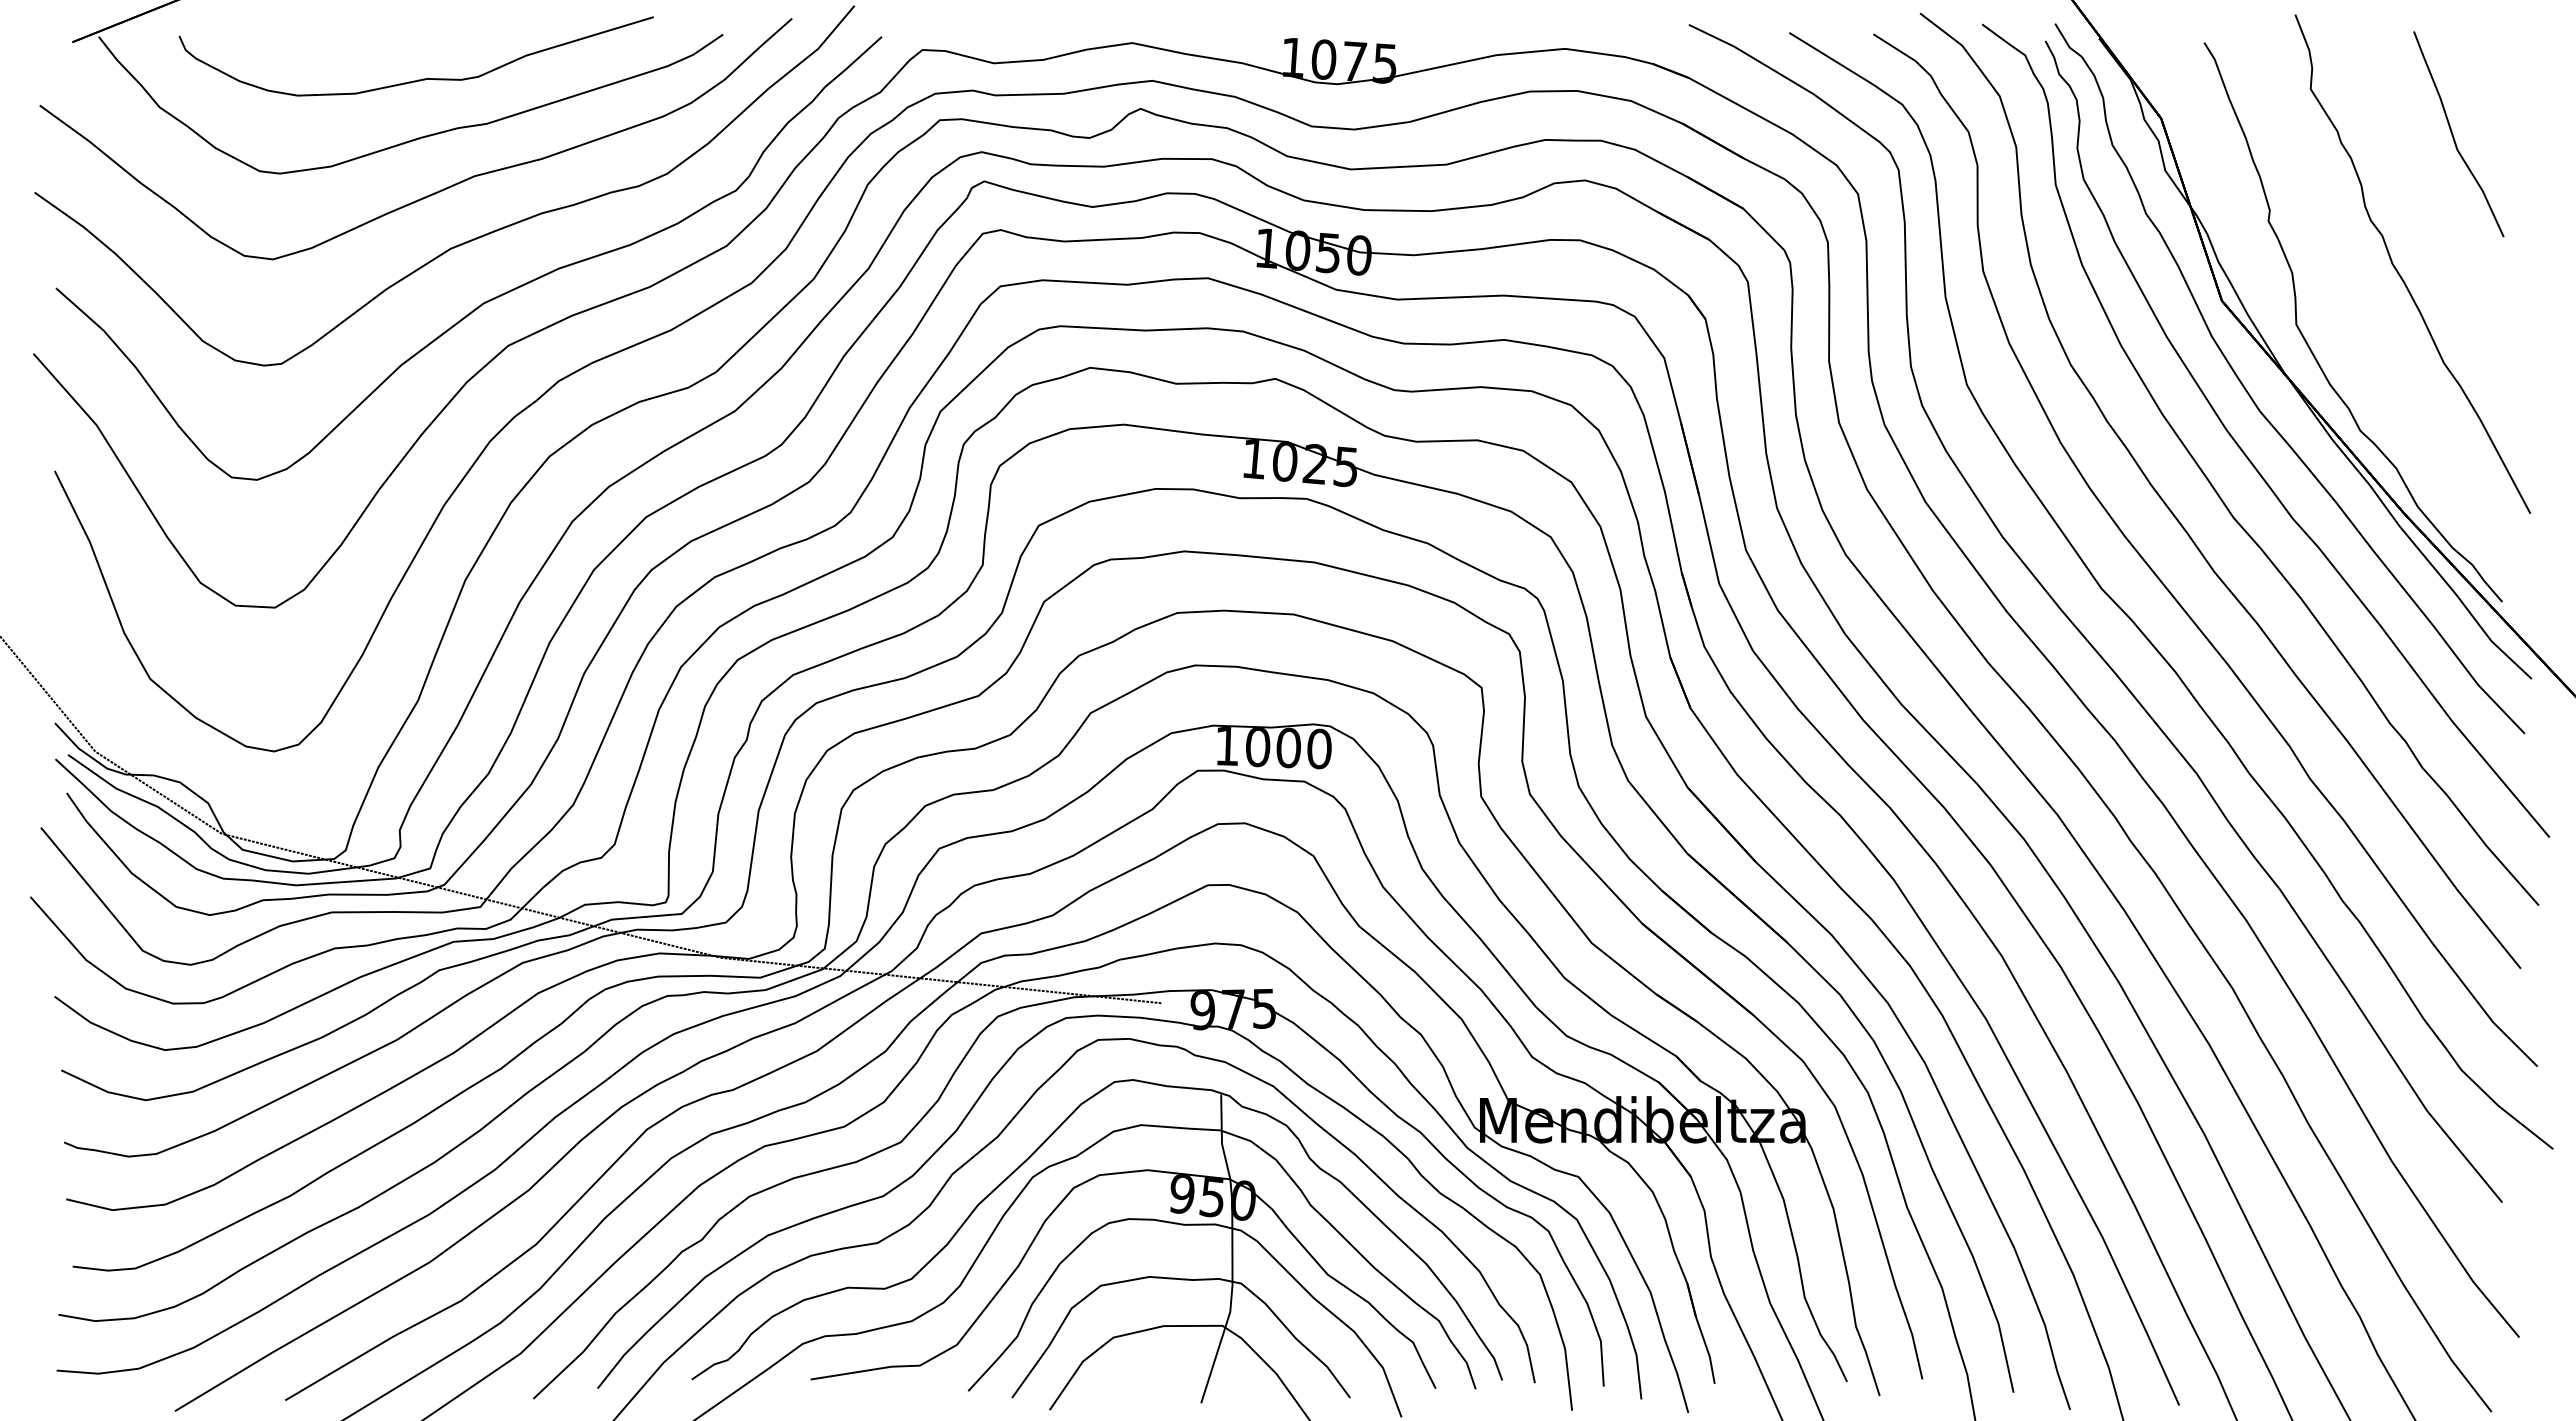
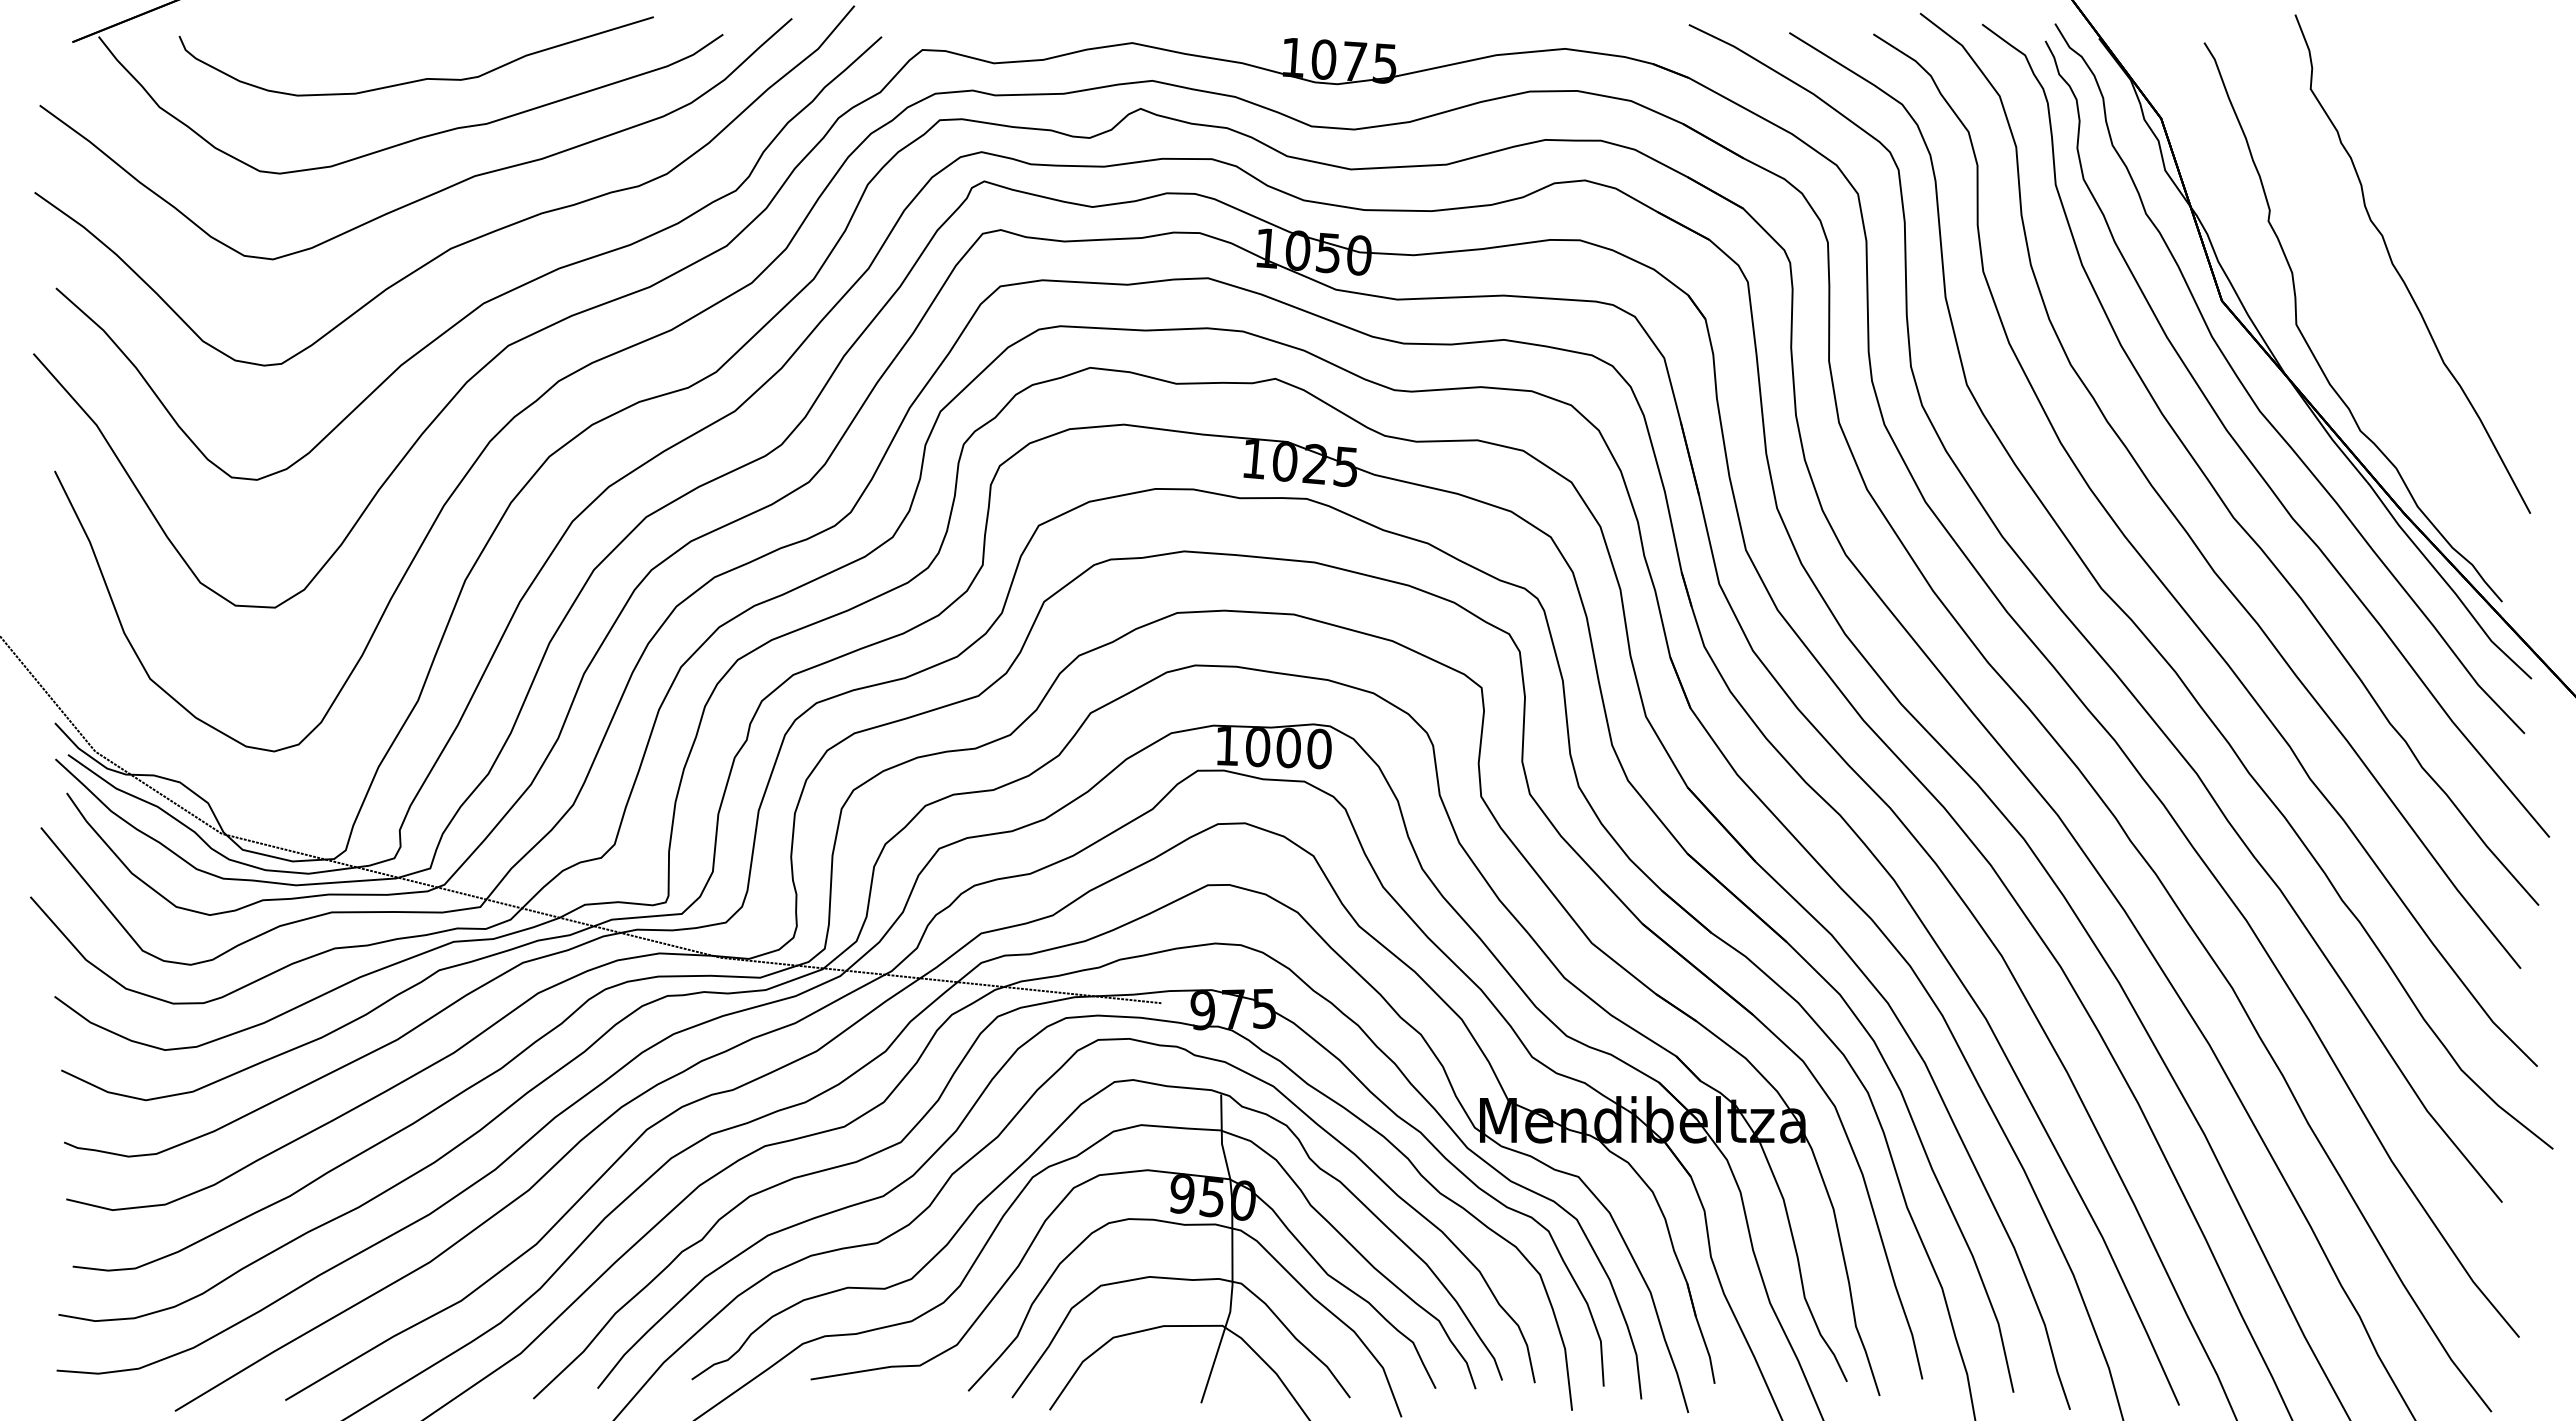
curve: present -> none (2453, 134)
